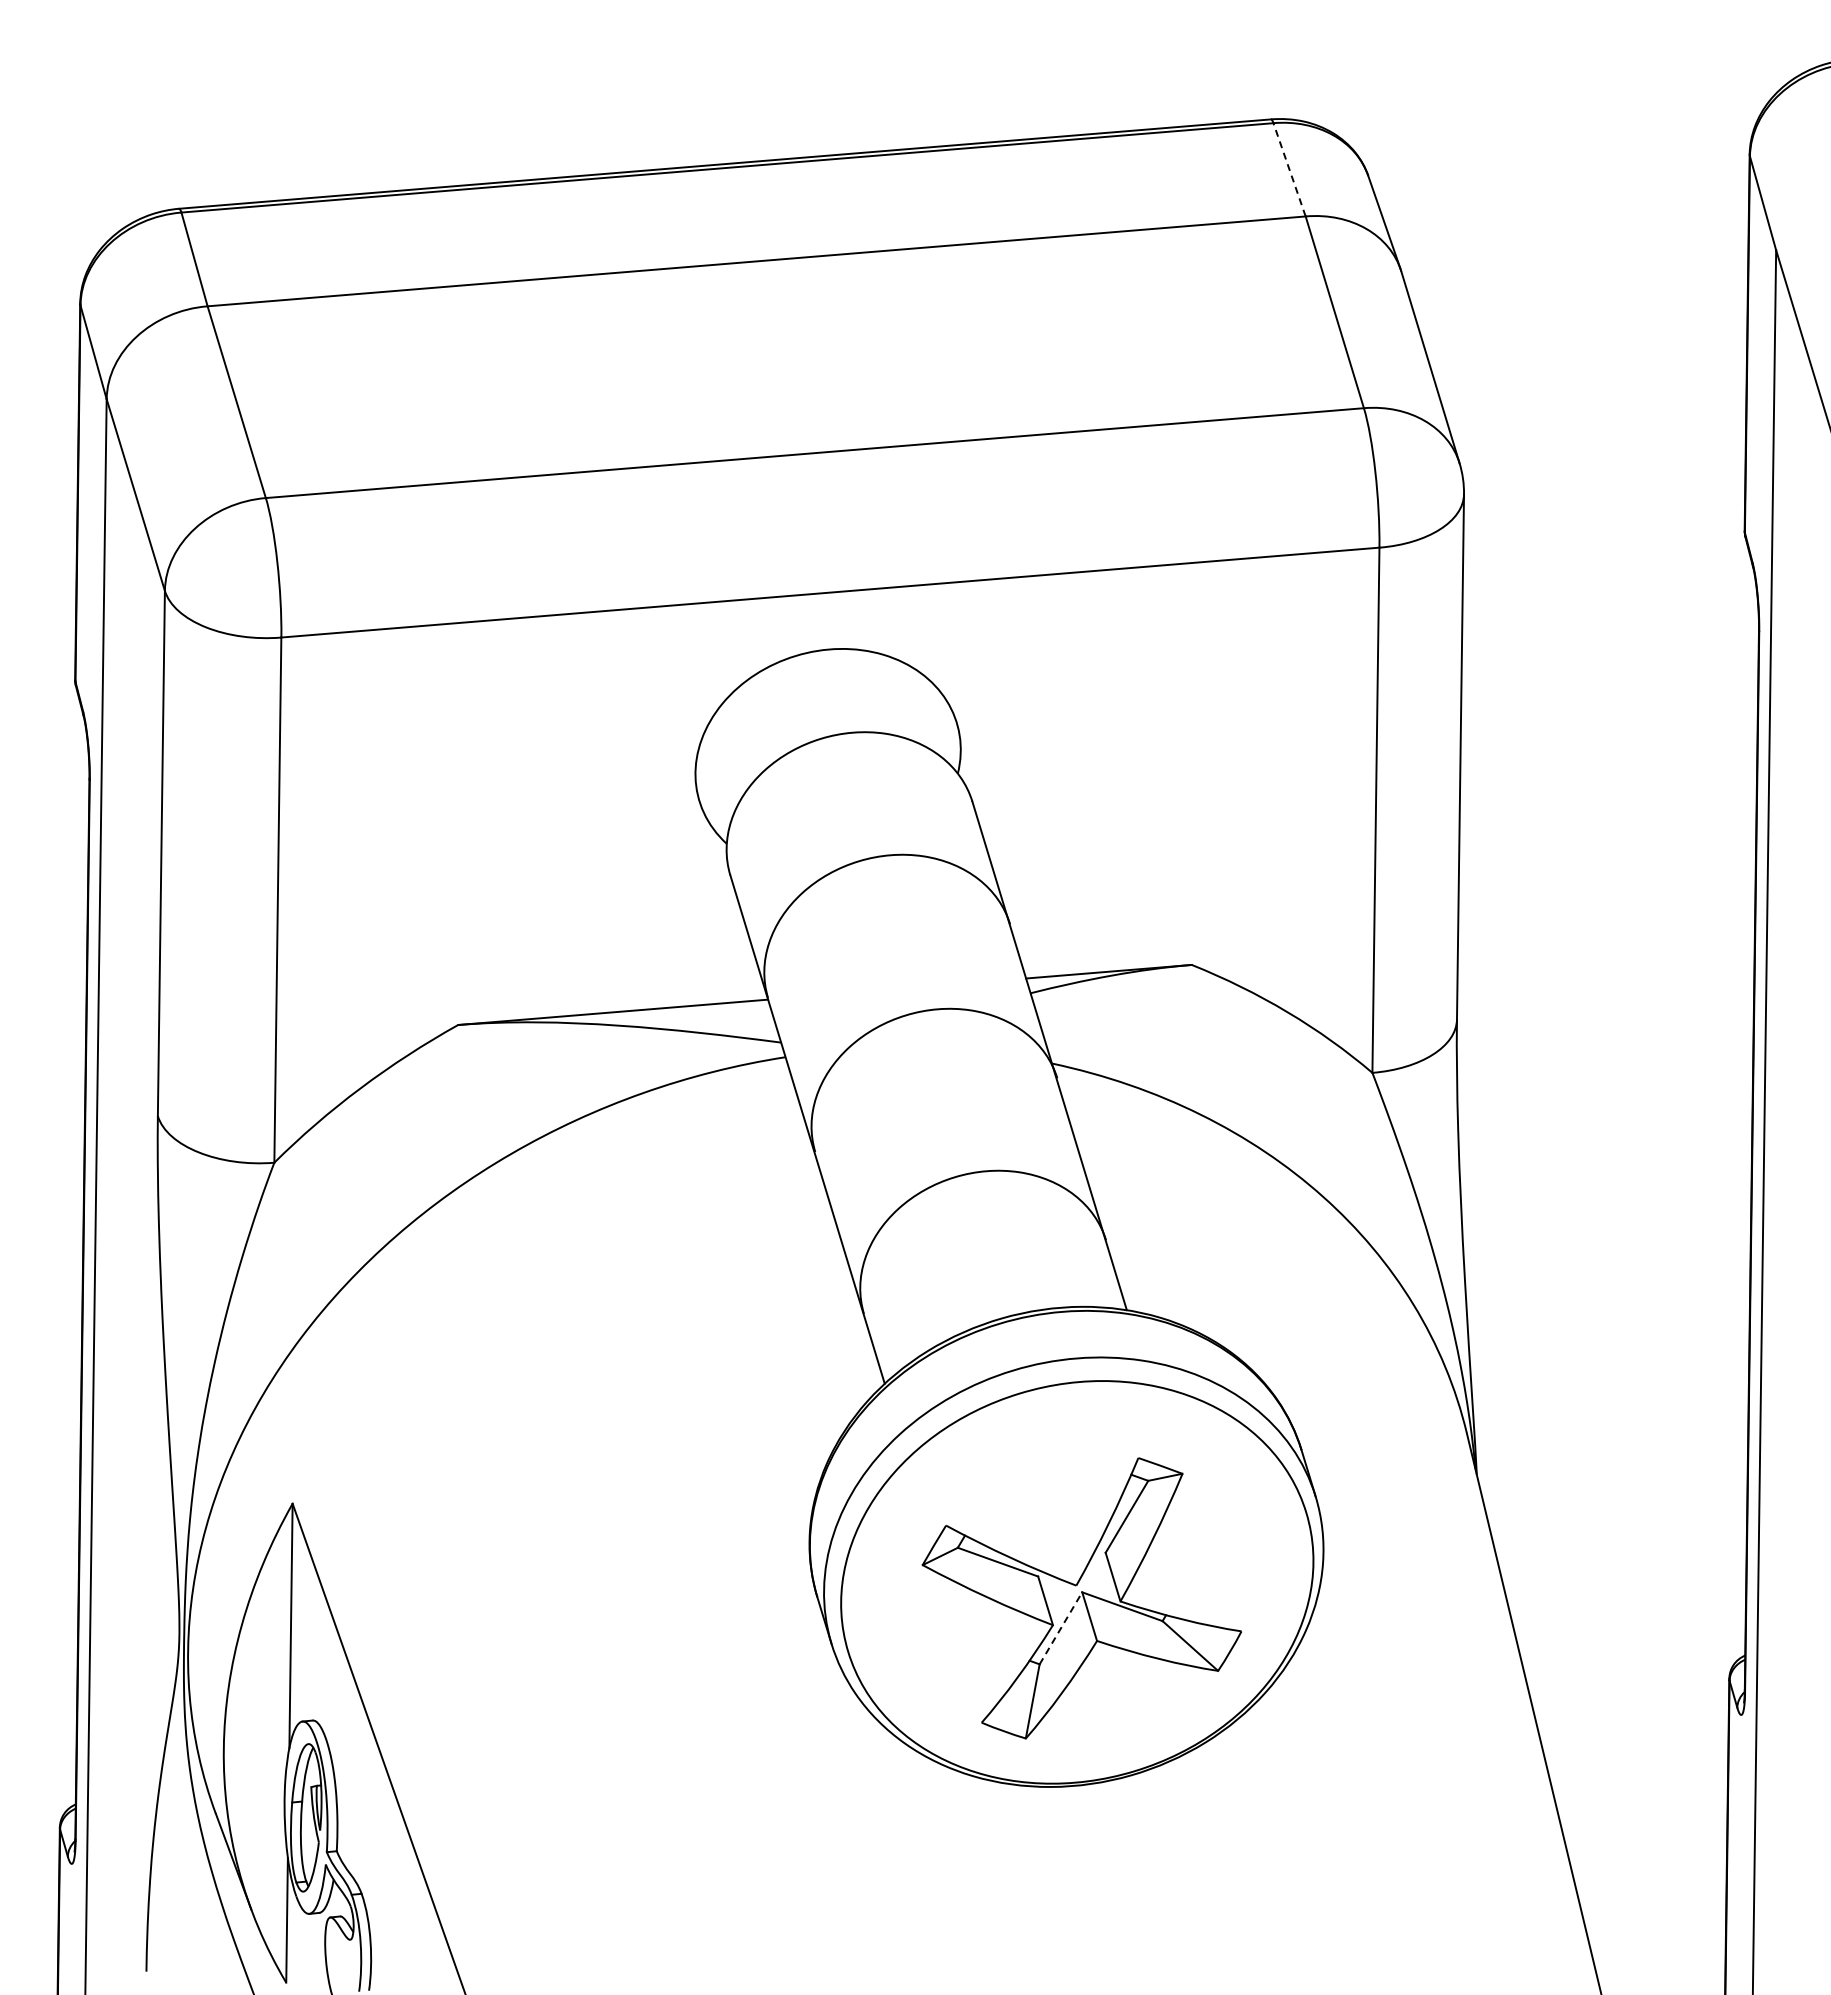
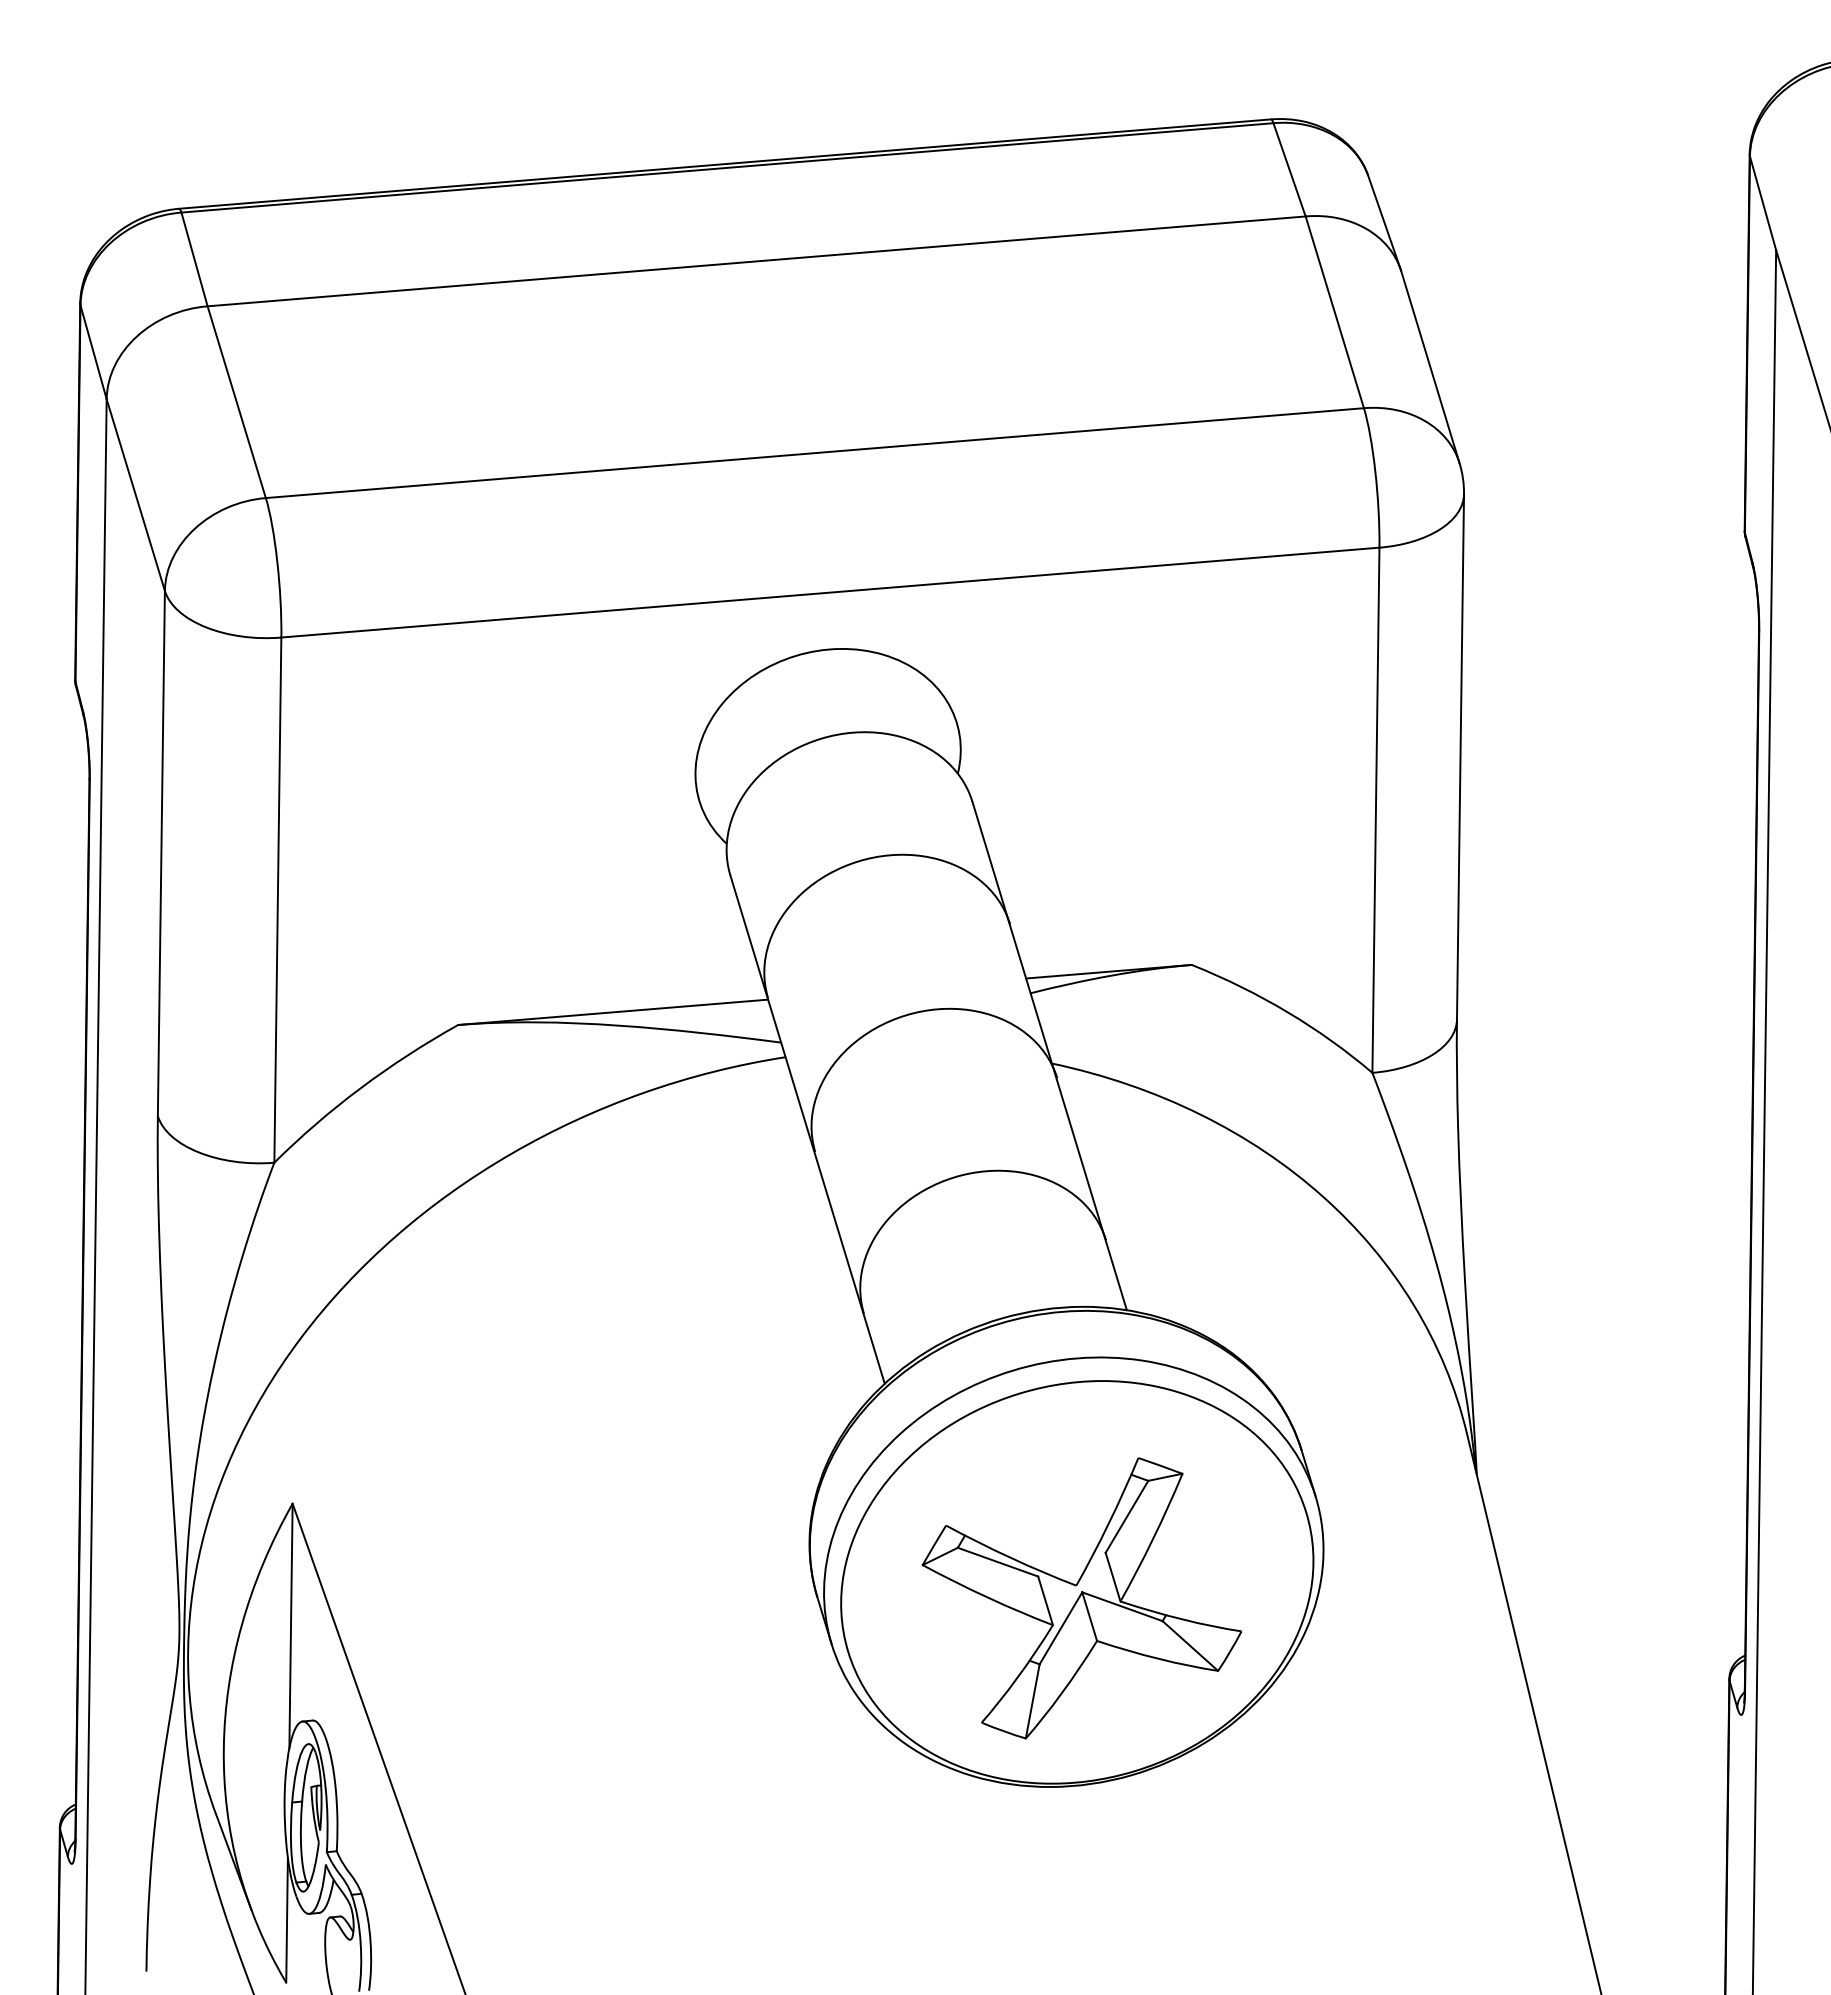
line: dashed -> solid (1289, 169)
line: dashed -> solid (1060, 1628)
